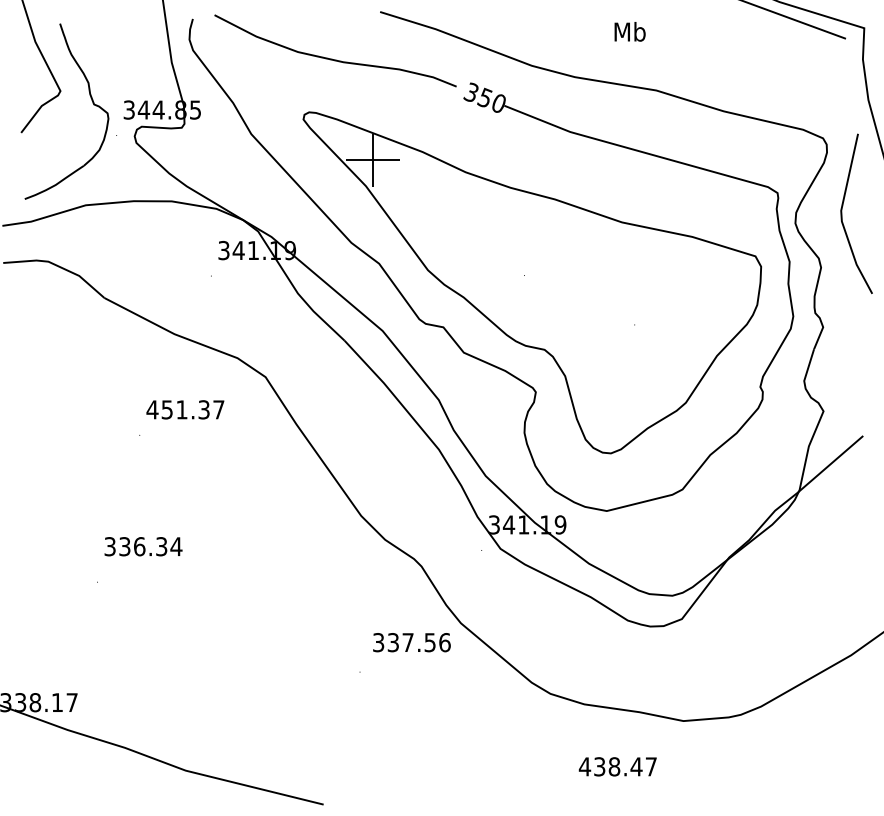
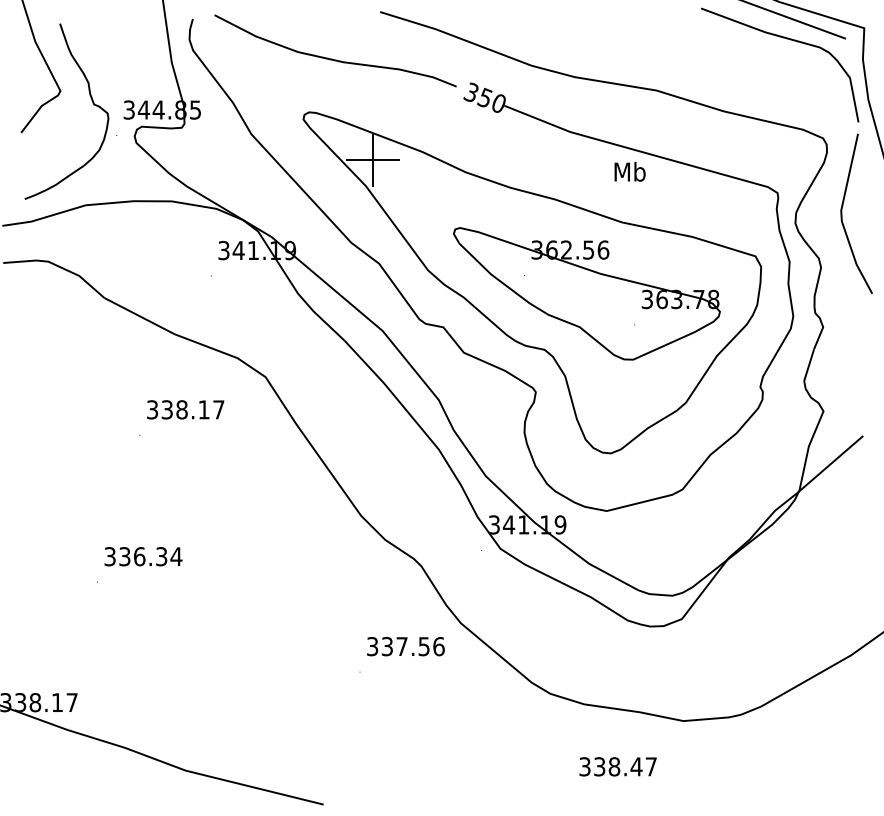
text position: (629, 31) -> (629, 171) (629, 171)
curve: none -> present (786, 39)
part: none -> present (586, 293)
text: 451.37 -> 338.17 (177, 409)
text position: (143, 546) -> (143, 556) (143, 556)
text position: (411, 642) -> (405, 646) (405, 646)
text: 438.47 -> 338.47 (584, 766)
